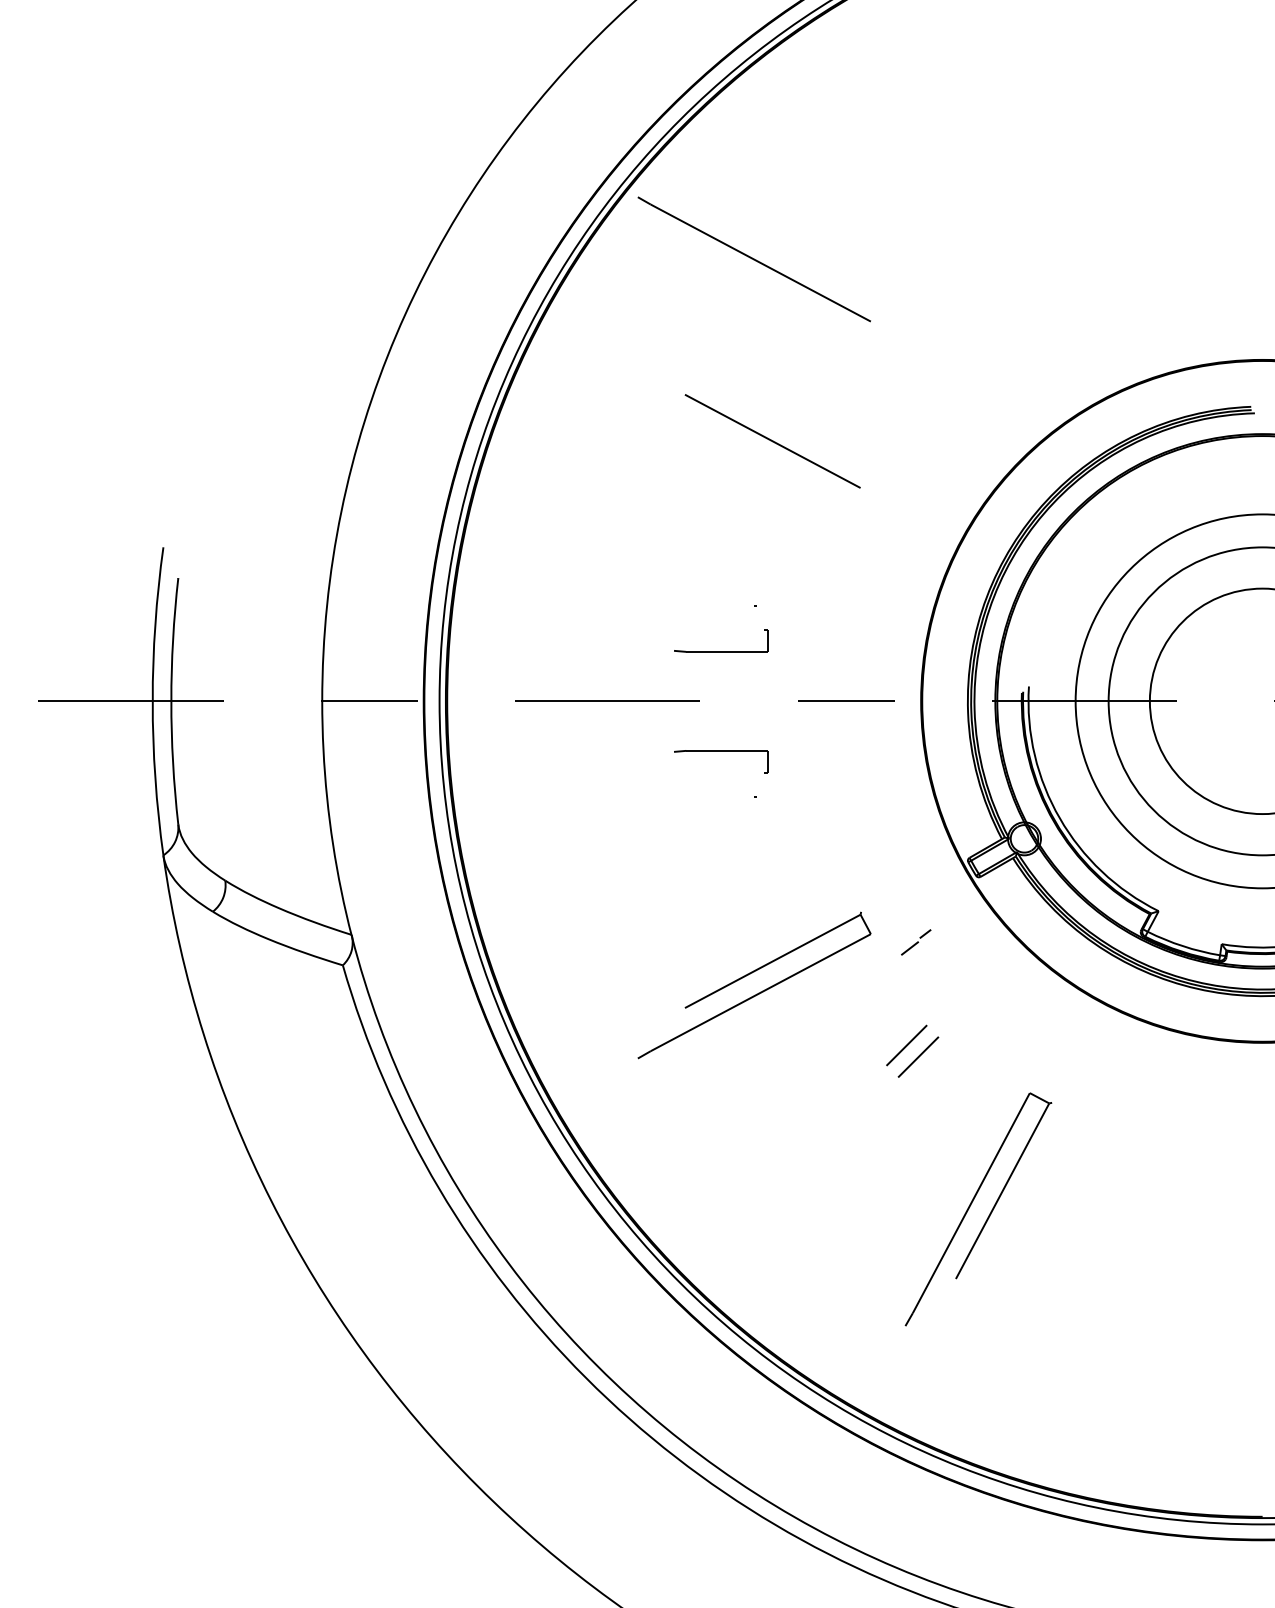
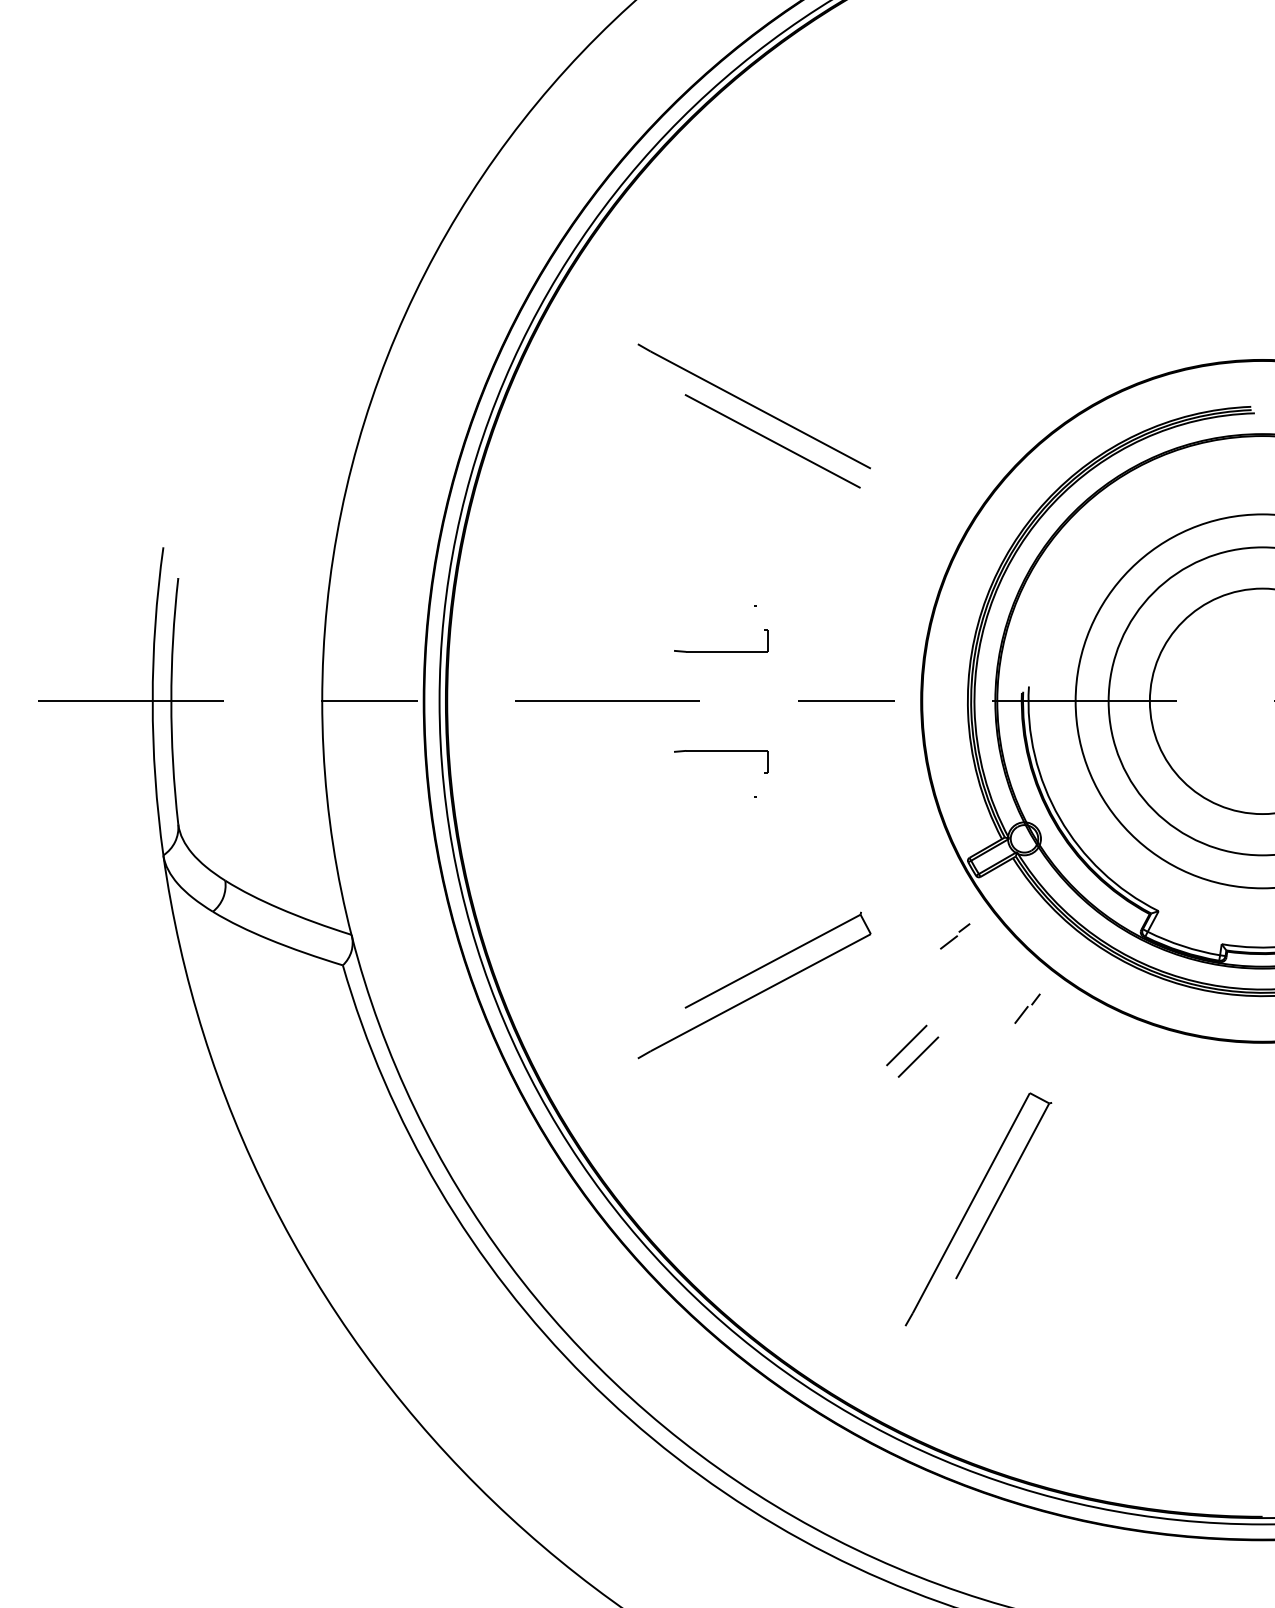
line position: (753, 259) -> (753, 406) (753, 406)
part position: (916, 942) -> (955, 936) (955, 936)
part: none -> present (1027, 1008)
